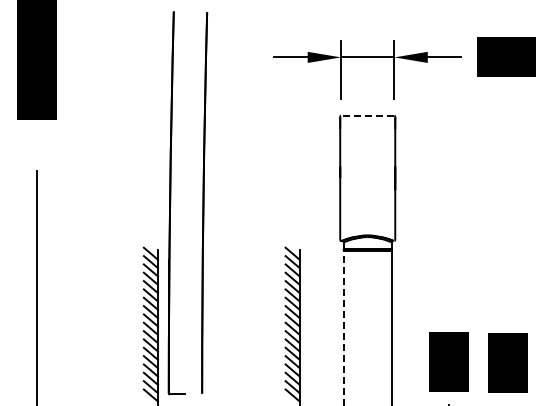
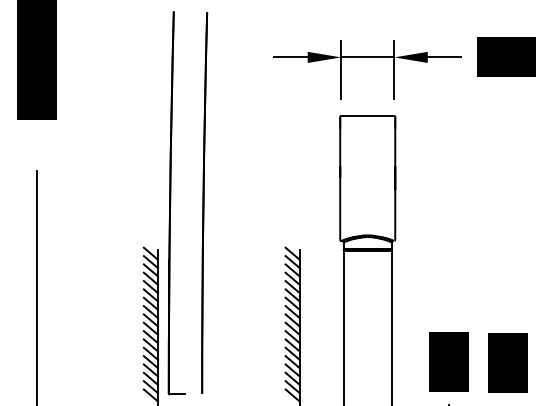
line: dashed -> solid (367, 115)
line: dashed -> solid (343, 327)
